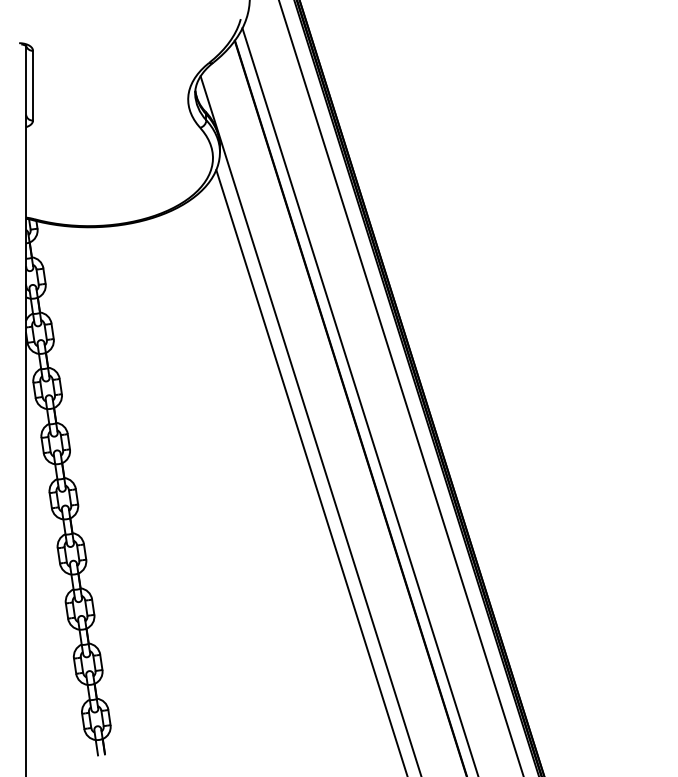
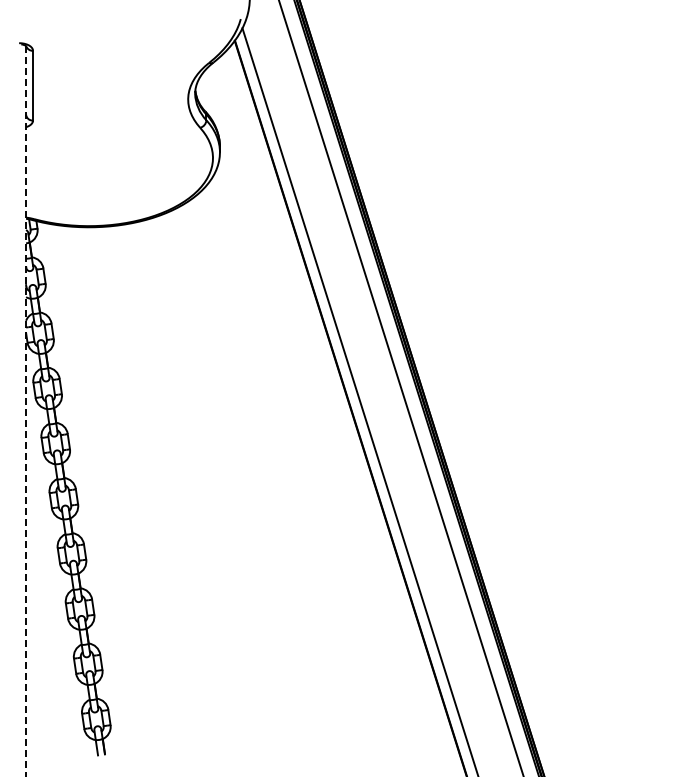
line: solid -> dashed (26, 411)
line: present -> none (310, 424)
line: present -> none (311, 471)
